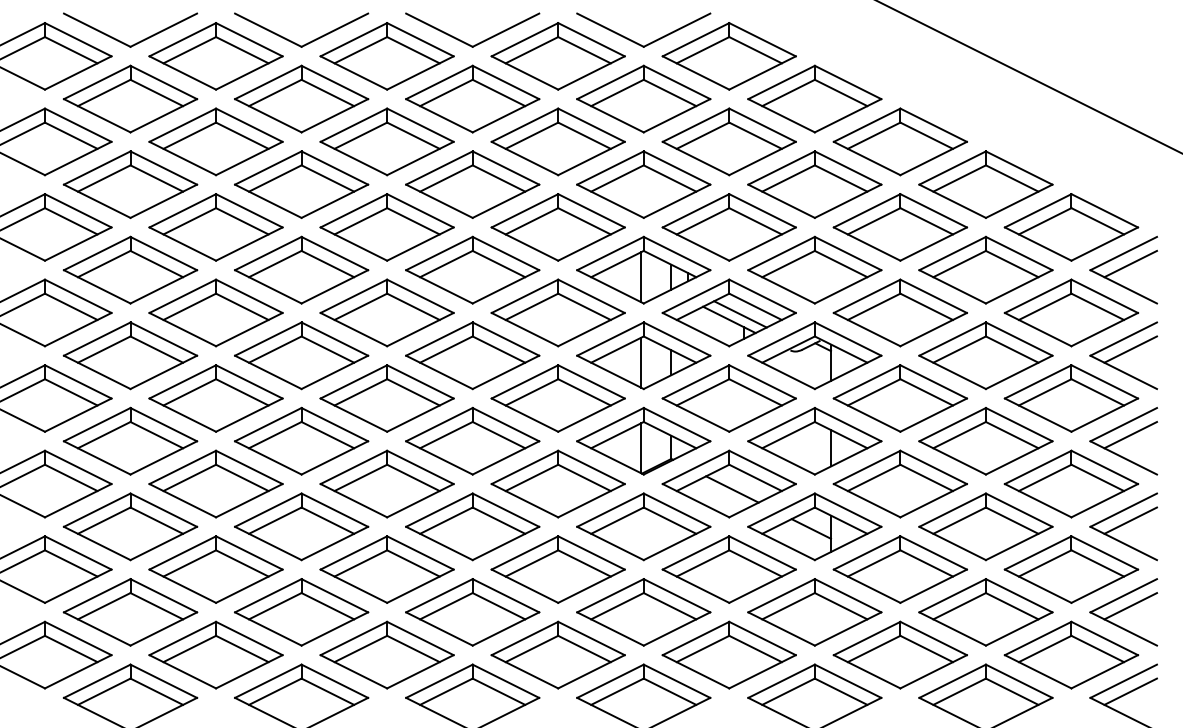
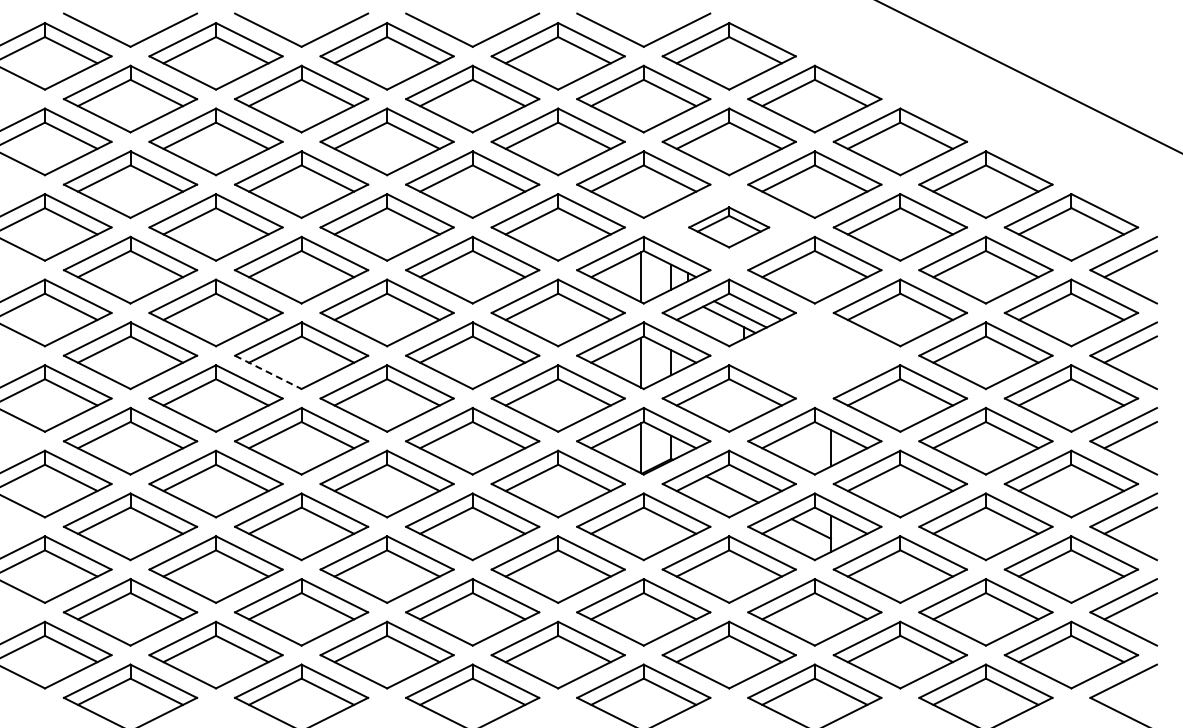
part size: 136x69 px -> 83x43 px (729, 227)
part: present -> none (814, 355)
line: solid -> dashed (268, 372)
line: present -> none (1130, 691)
